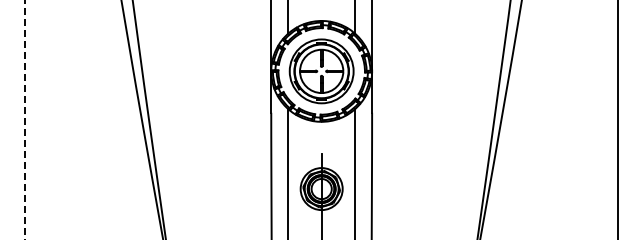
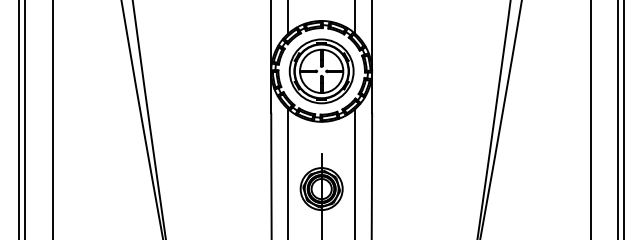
line: none -> present (19, 119)
line: dashed -> solid (25, 119)
line: none -> present (52, 119)
line: none -> present (590, 119)
line: none -> present (624, 119)
